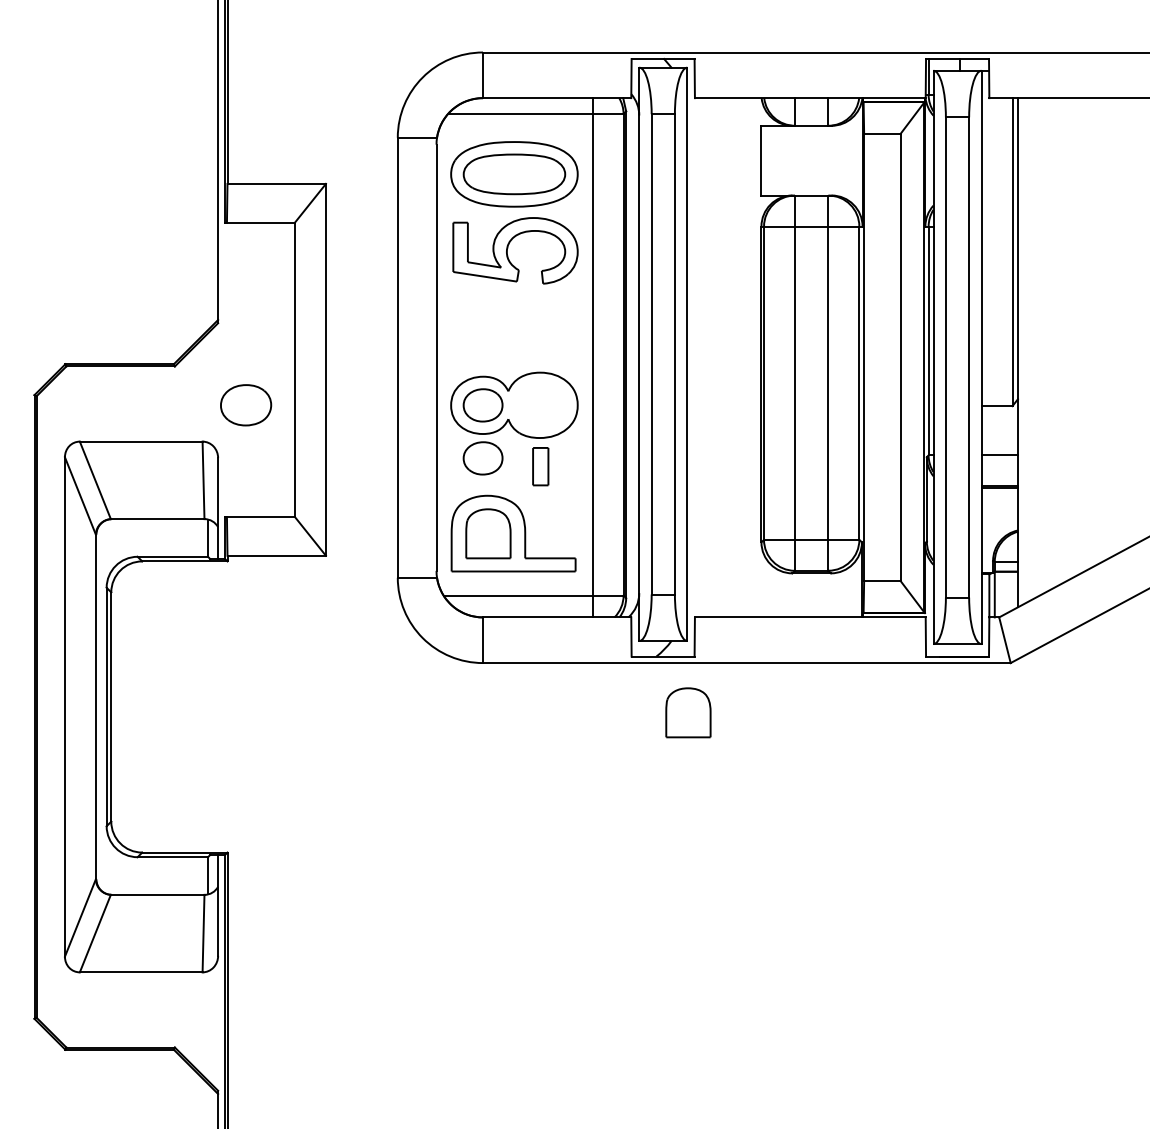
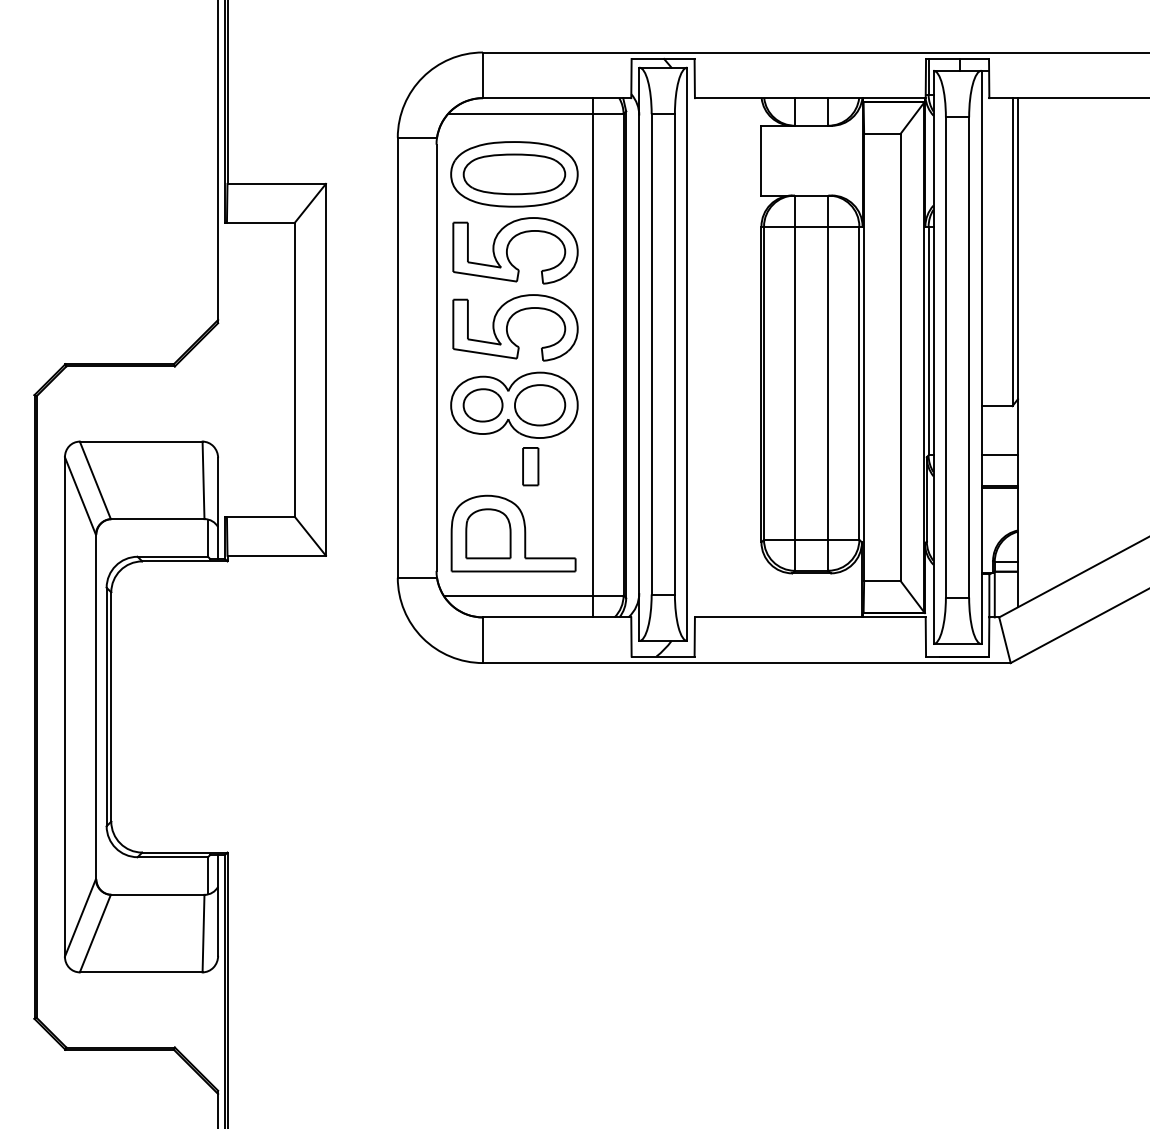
part: none -> present (508, 325)
part position: (246, 405) -> (540, 405) (540, 405)
part: present -> none (482, 458)
part position: (540, 466) -> (530, 466) (530, 466)
part: present -> none (688, 712)
